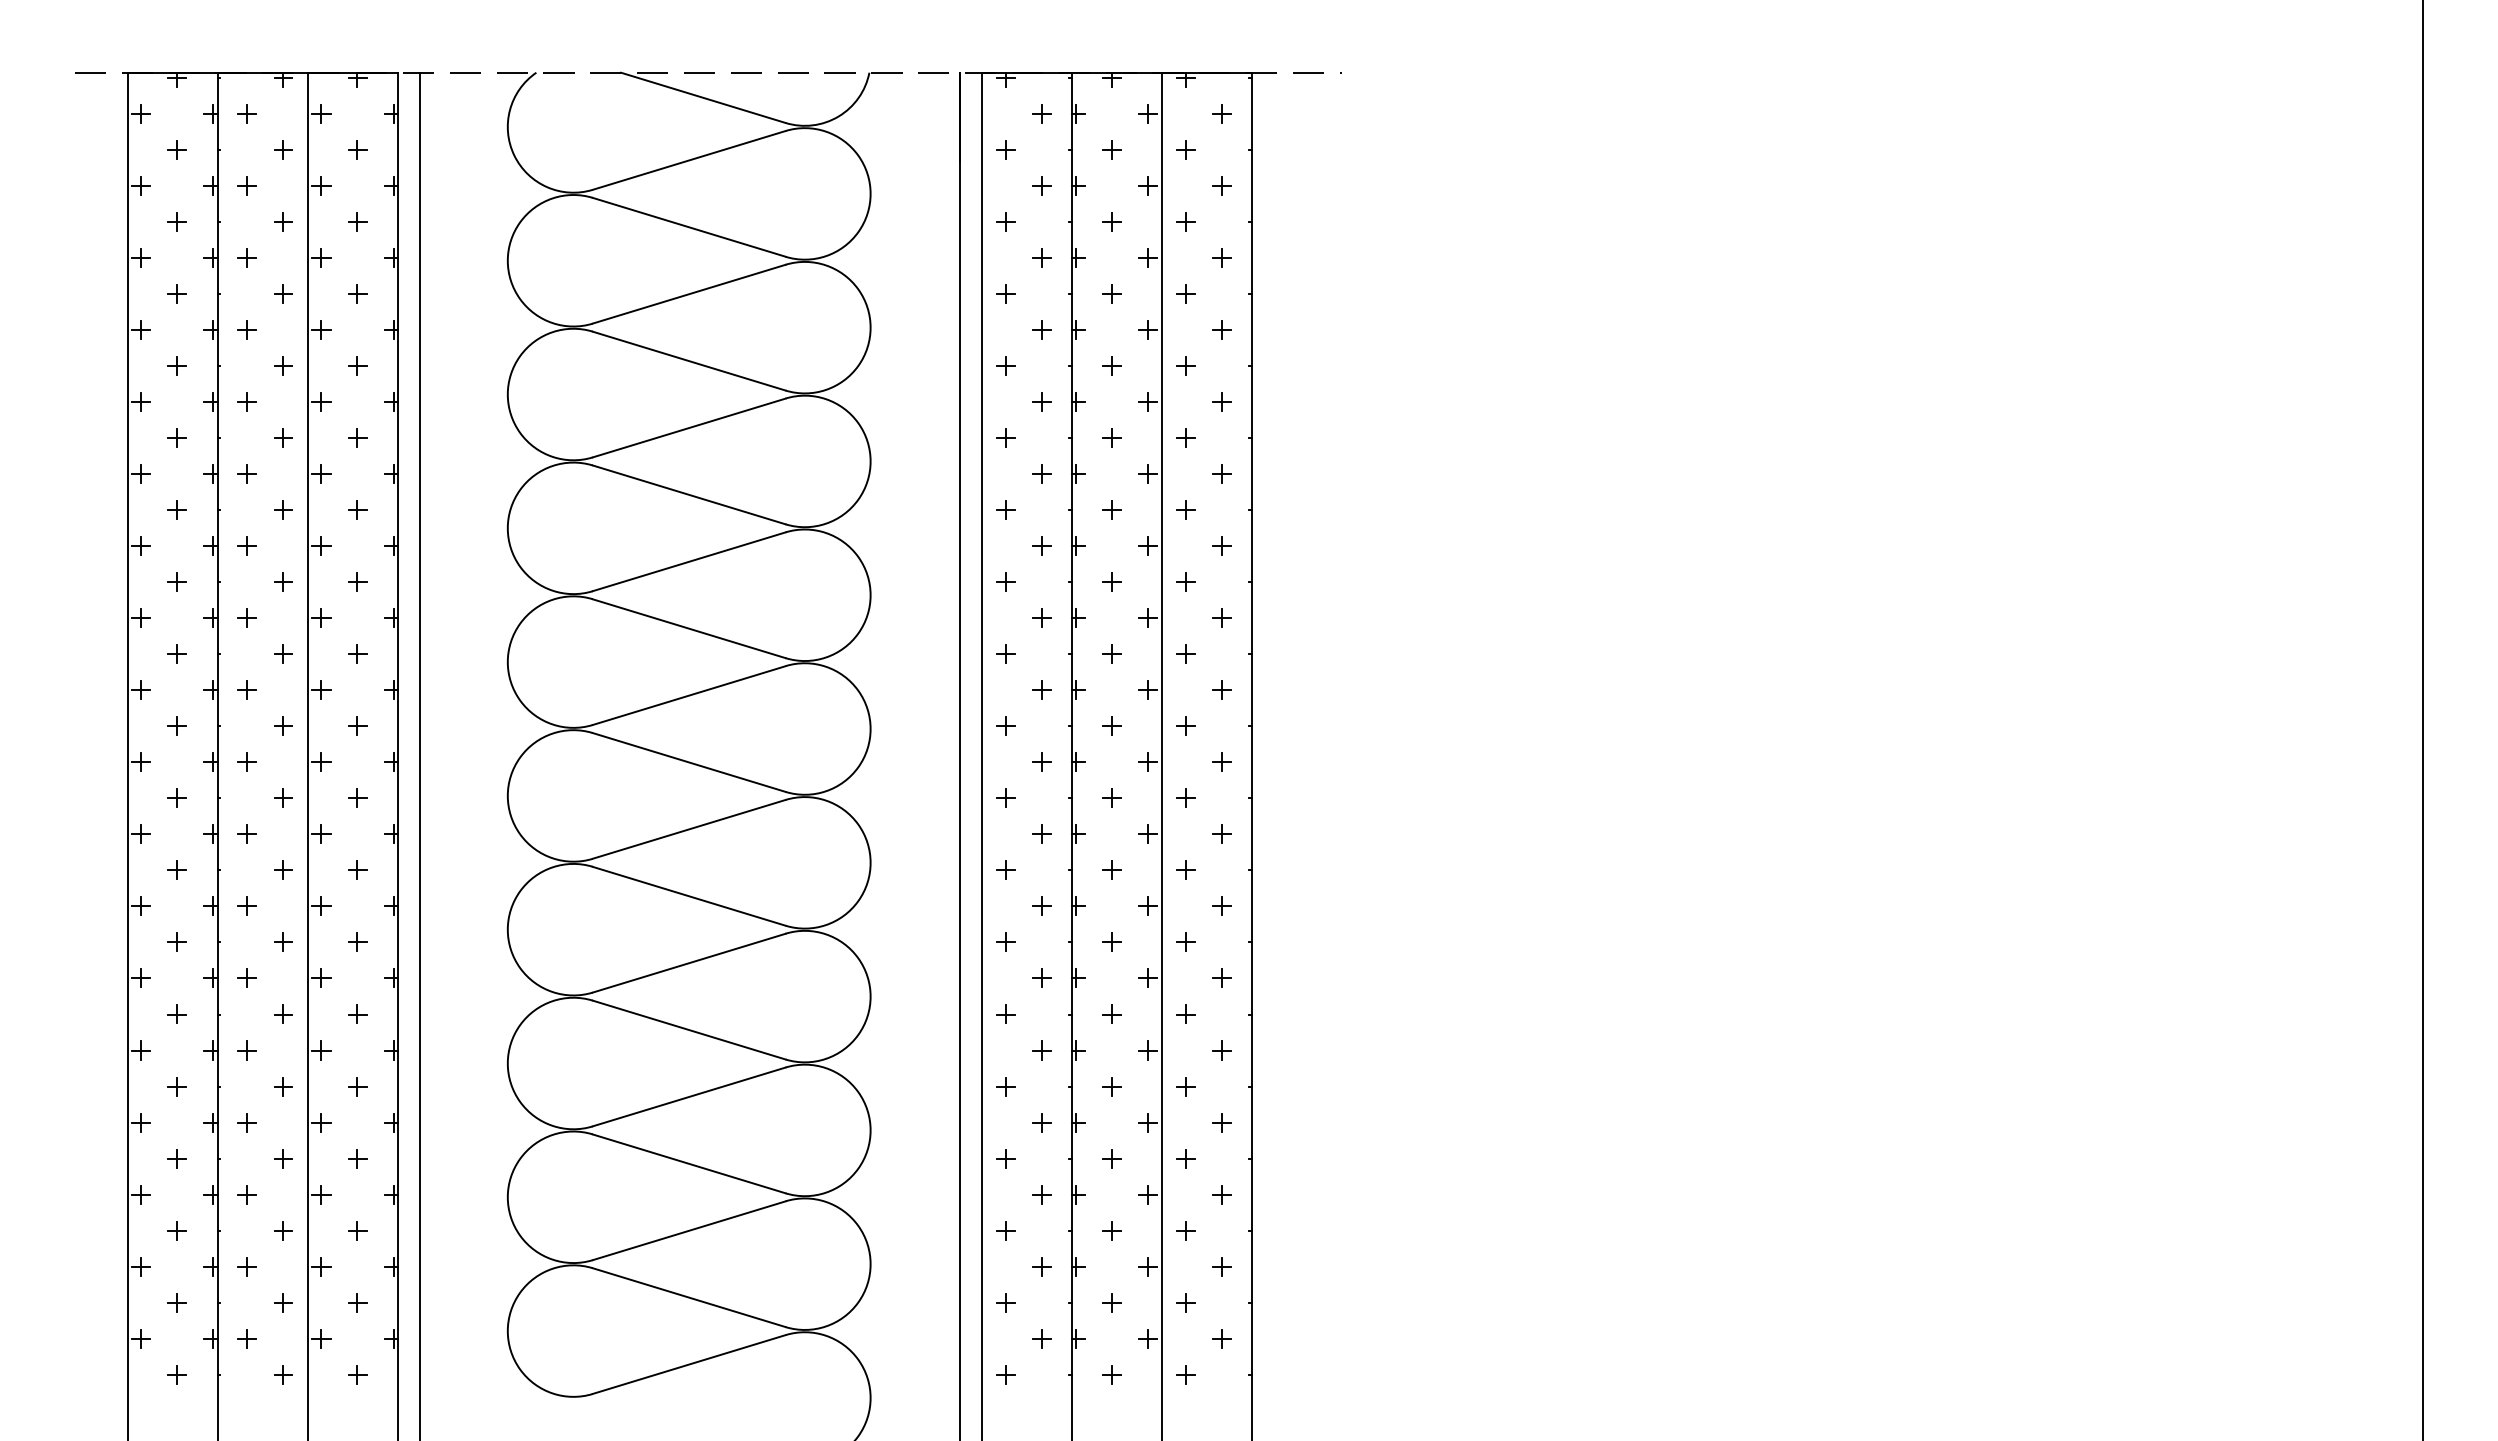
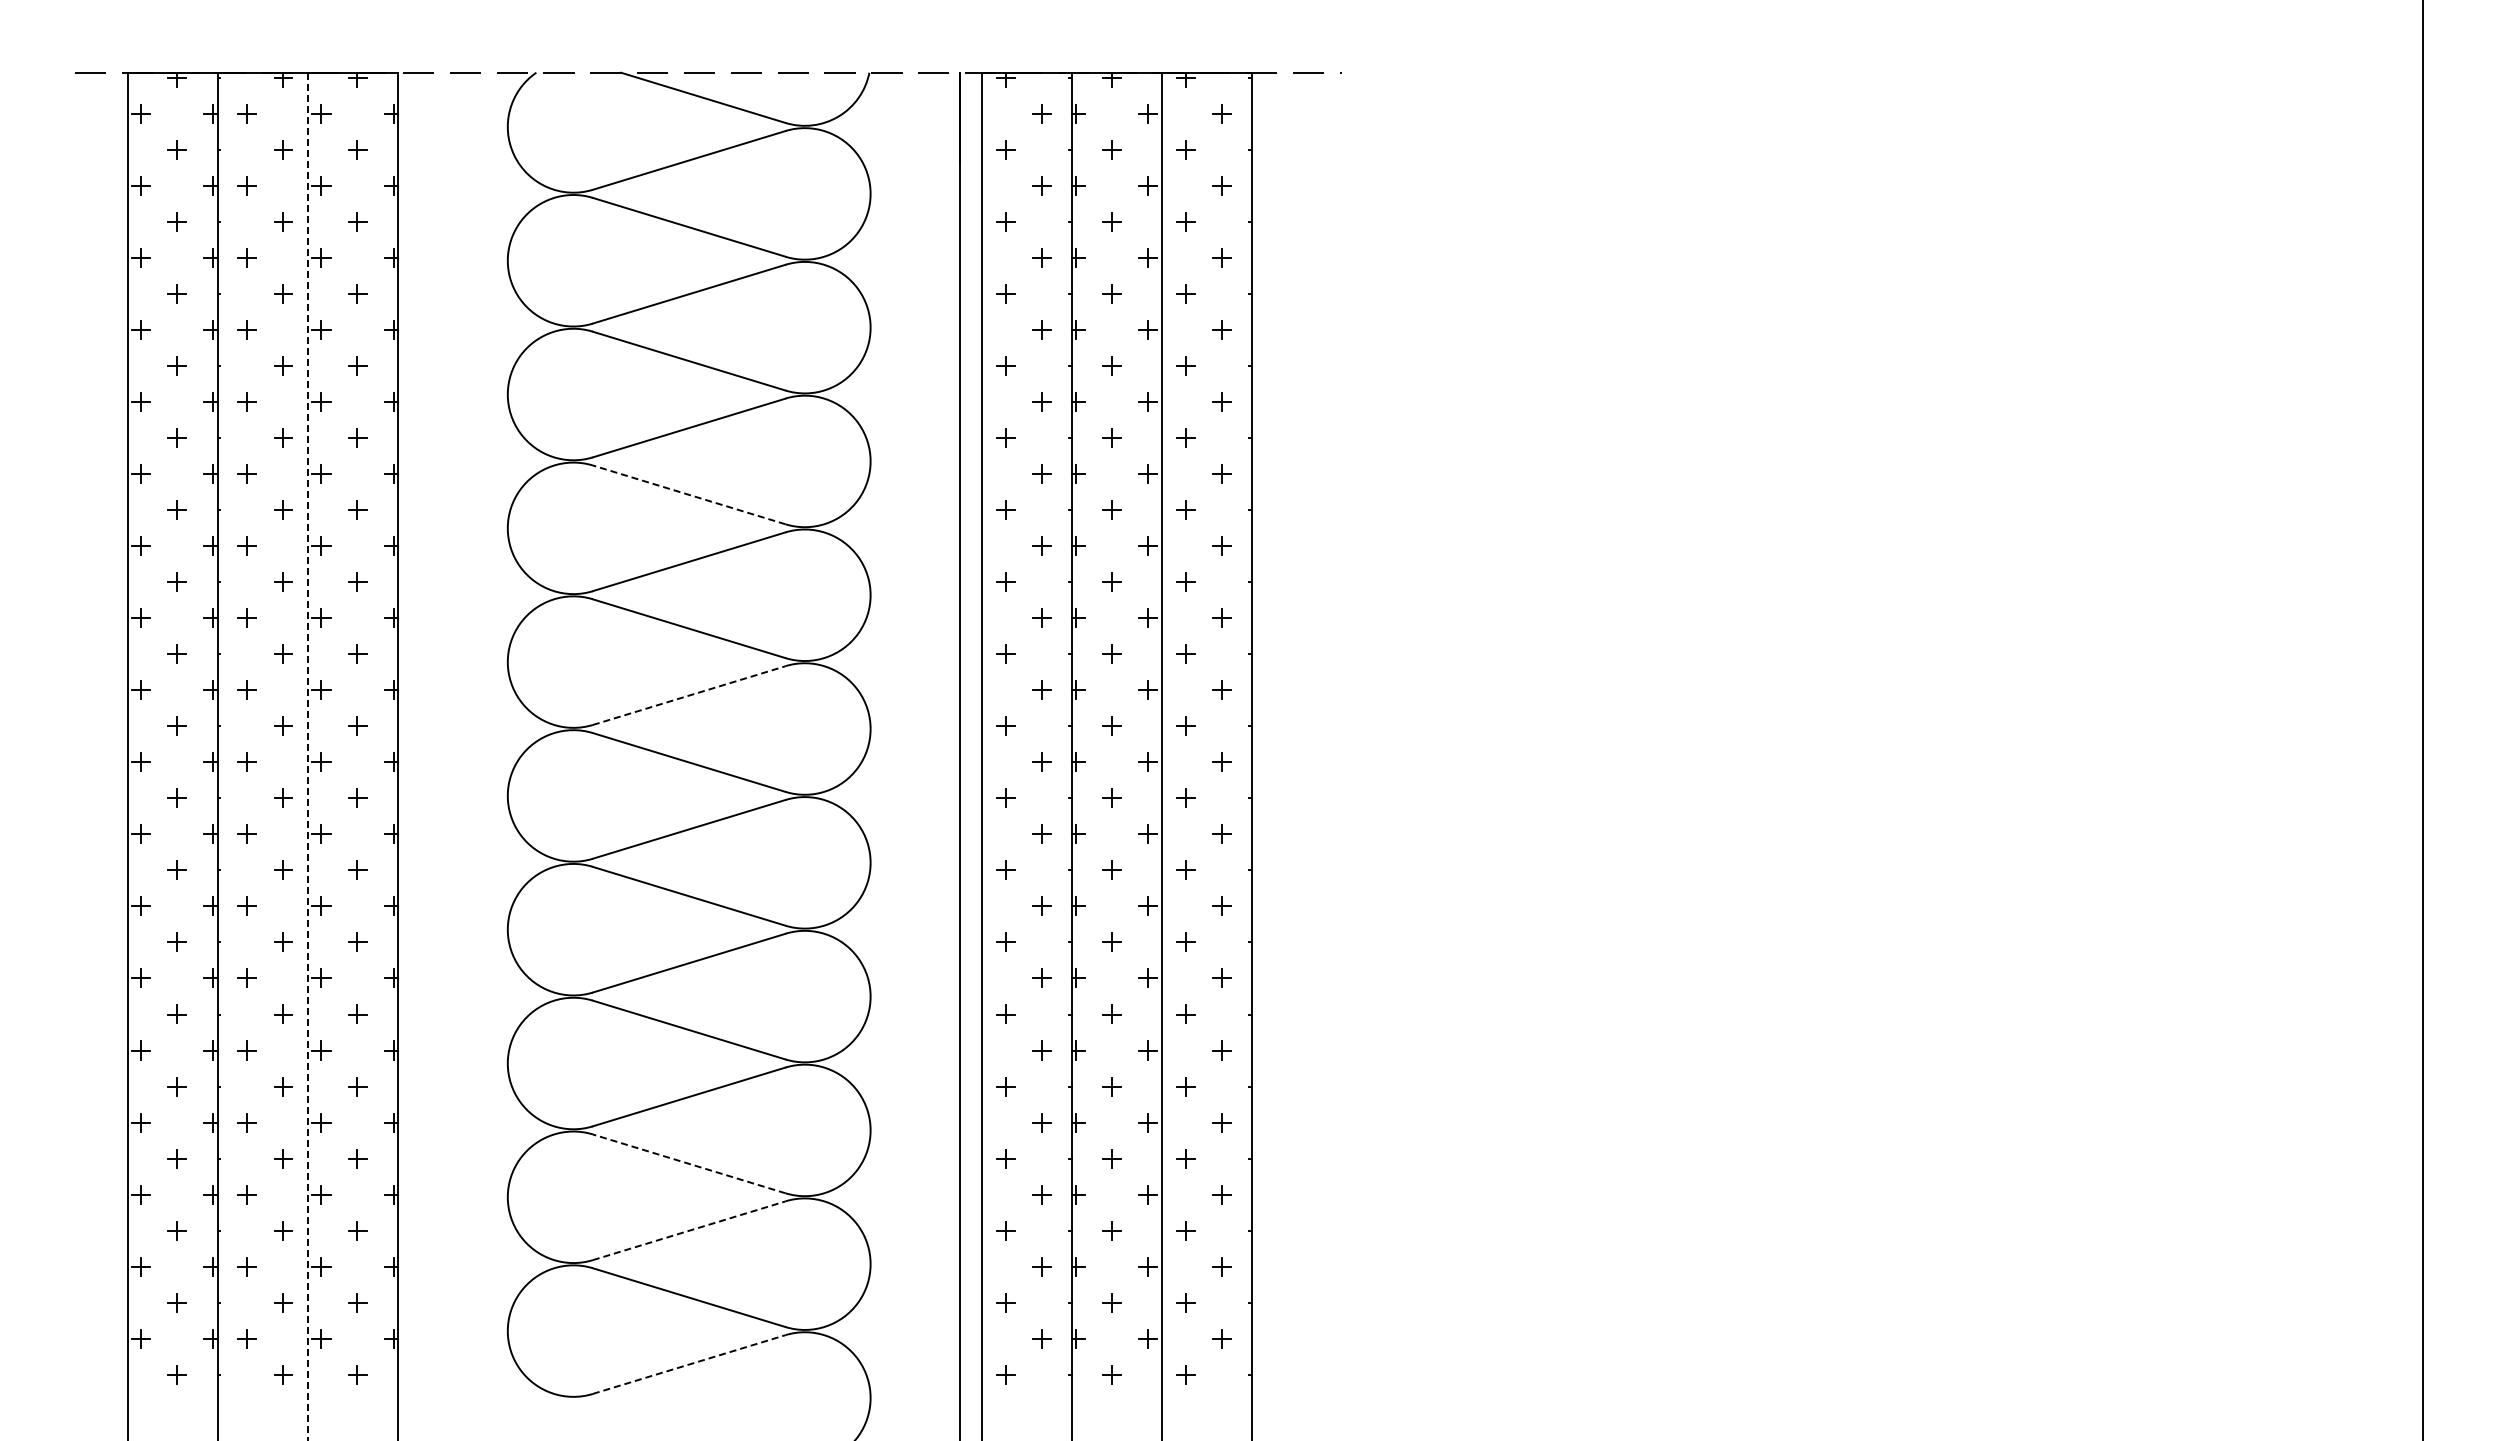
line: solid -> dashed (689, 494)
line: solid -> dashed (689, 695)
line: present -> none (419, 754)
line: solid -> dashed (307, 756)
line: solid -> dashed (689, 1163)
line: solid -> dashed (689, 1230)
line: solid -> dashed (689, 1364)
